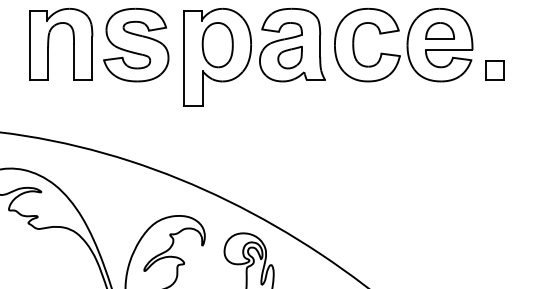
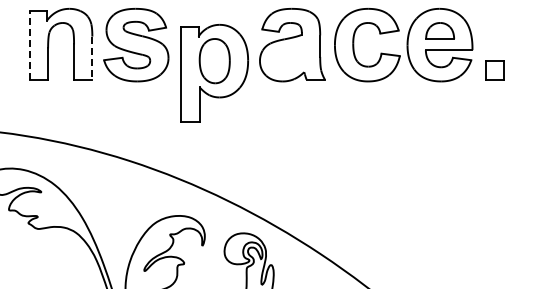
line: solid -> dashed (29, 45)
part position: (217, 57) -> (214, 73) (214, 73)
part: present -> none (289, 57)
line: solid -> dashed (92, 58)
